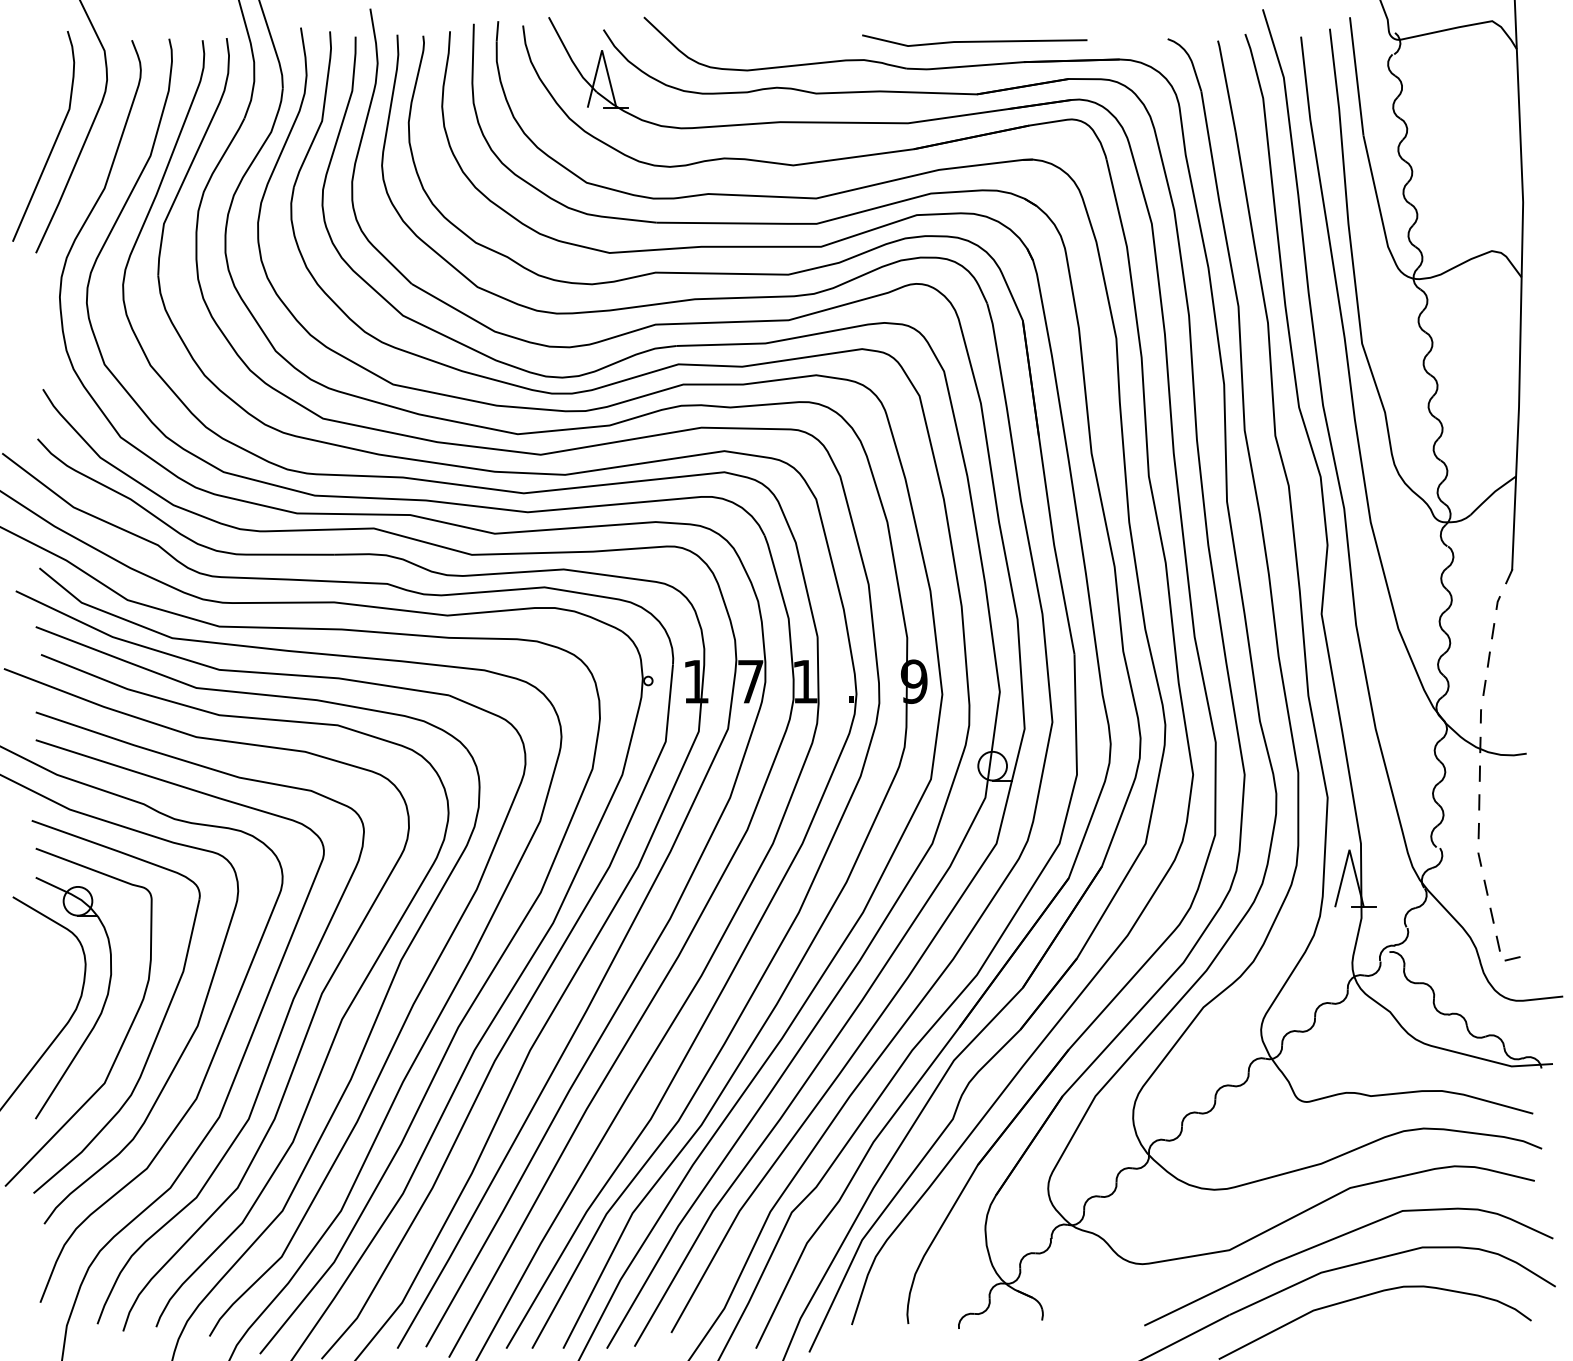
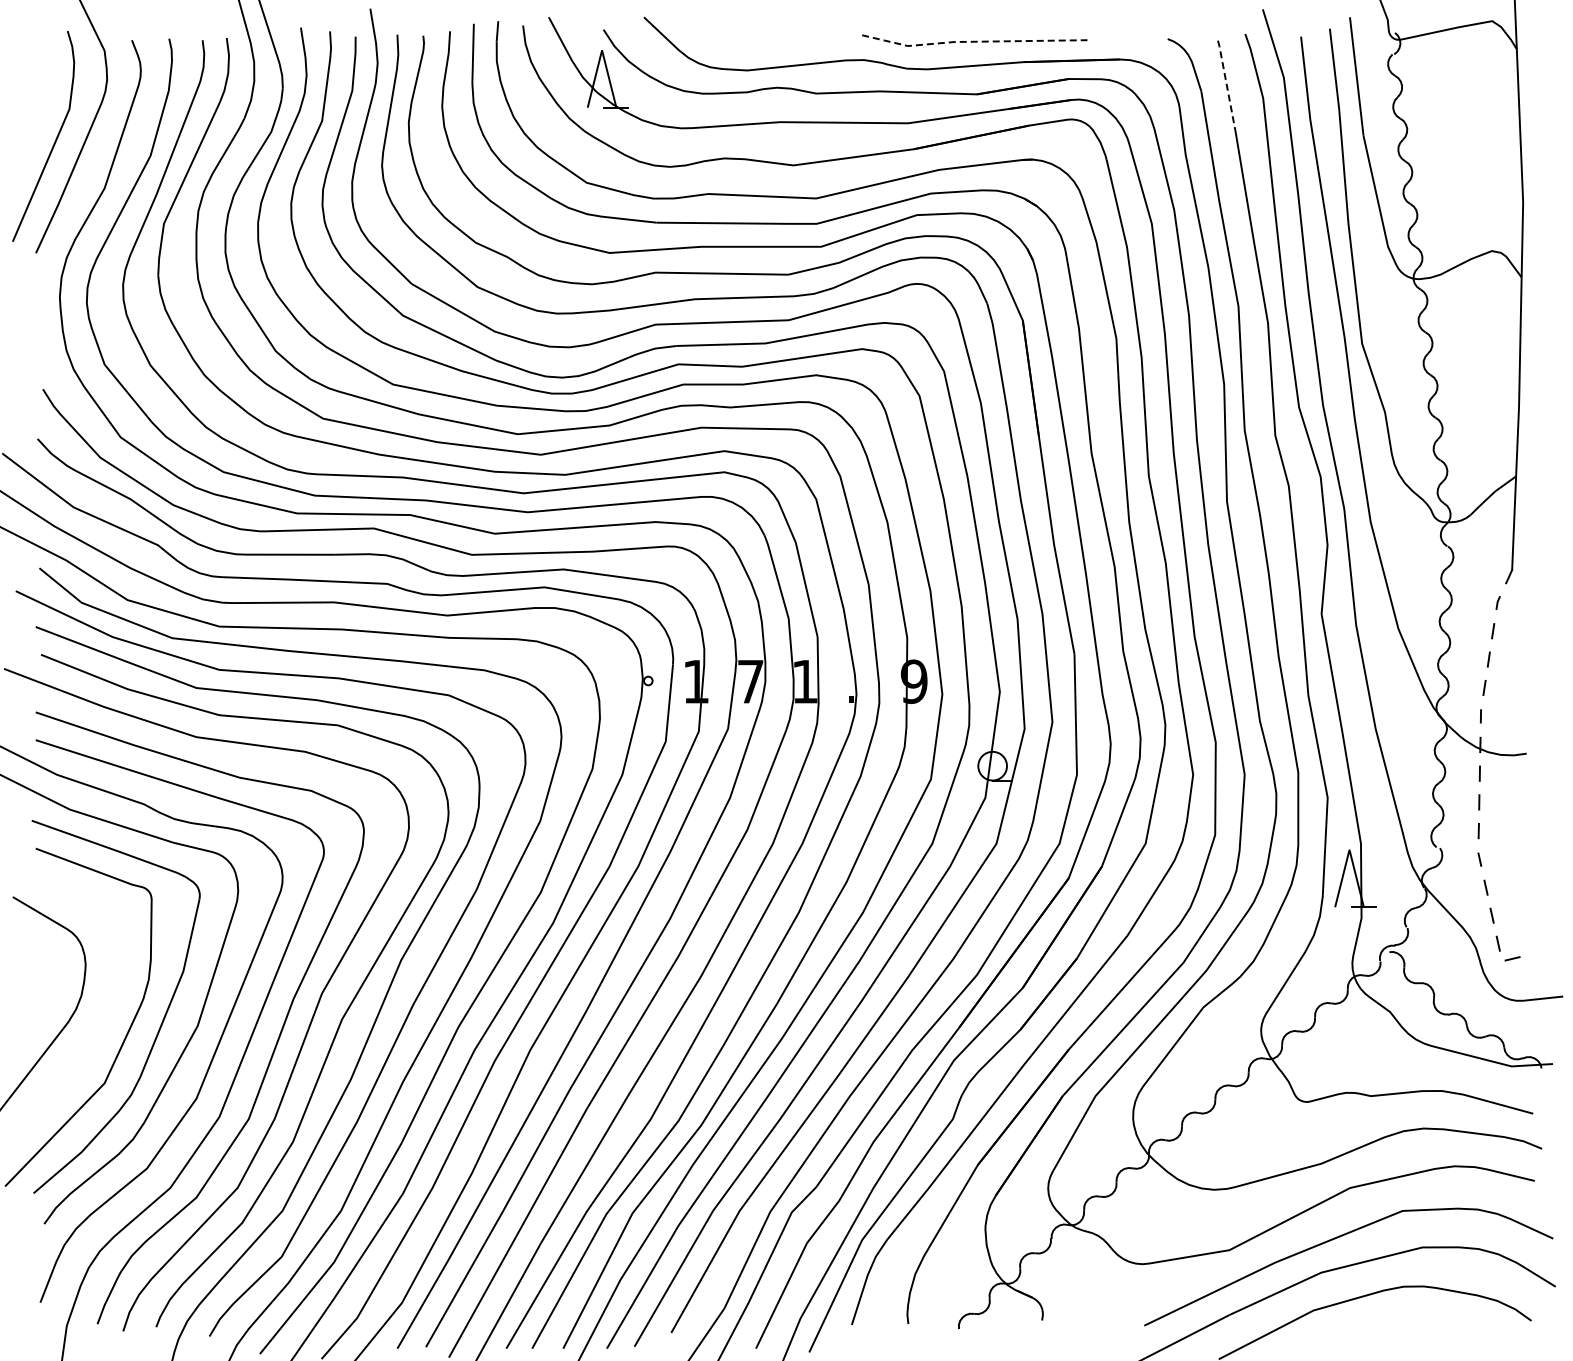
line: solid -> dashed (972, 41)
line: solid -> dashed (1227, 86)
part: present -> none (102, 1006)
